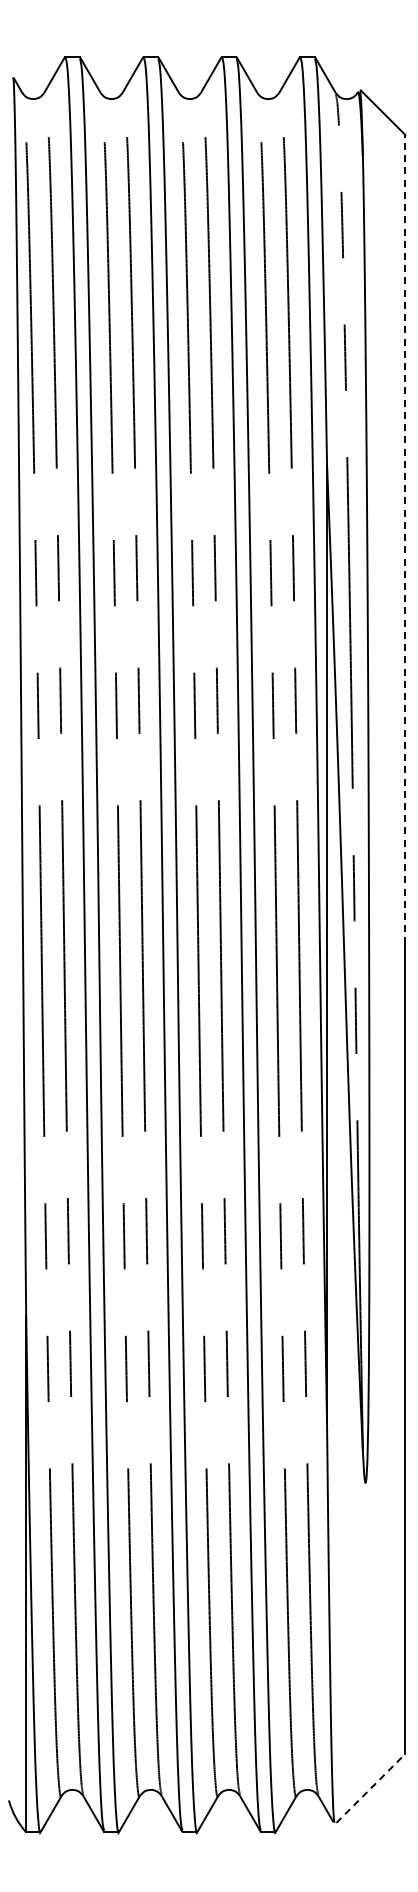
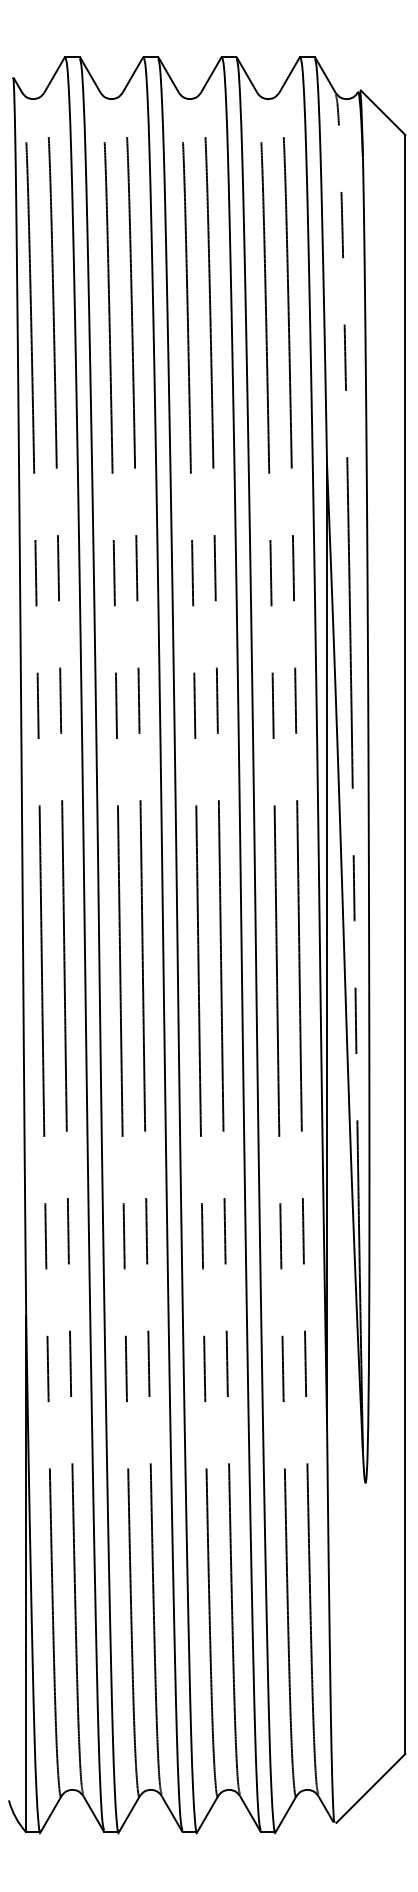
line: dashed -> solid (405, 539)
line: dashed -> solid (370, 1788)
